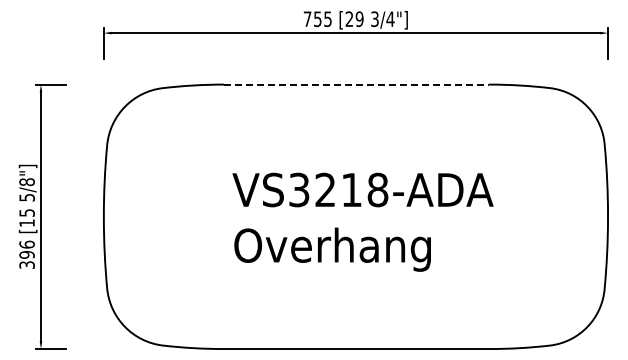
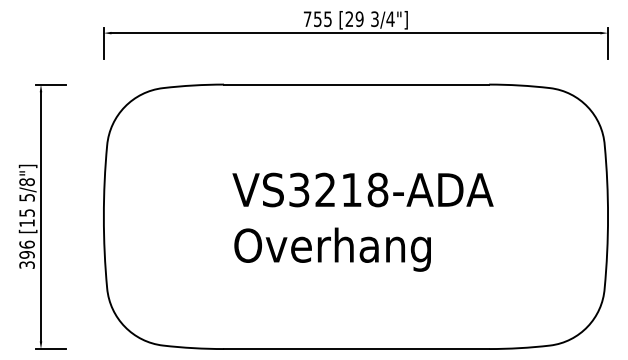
line: dashed -> solid (356, 84)
